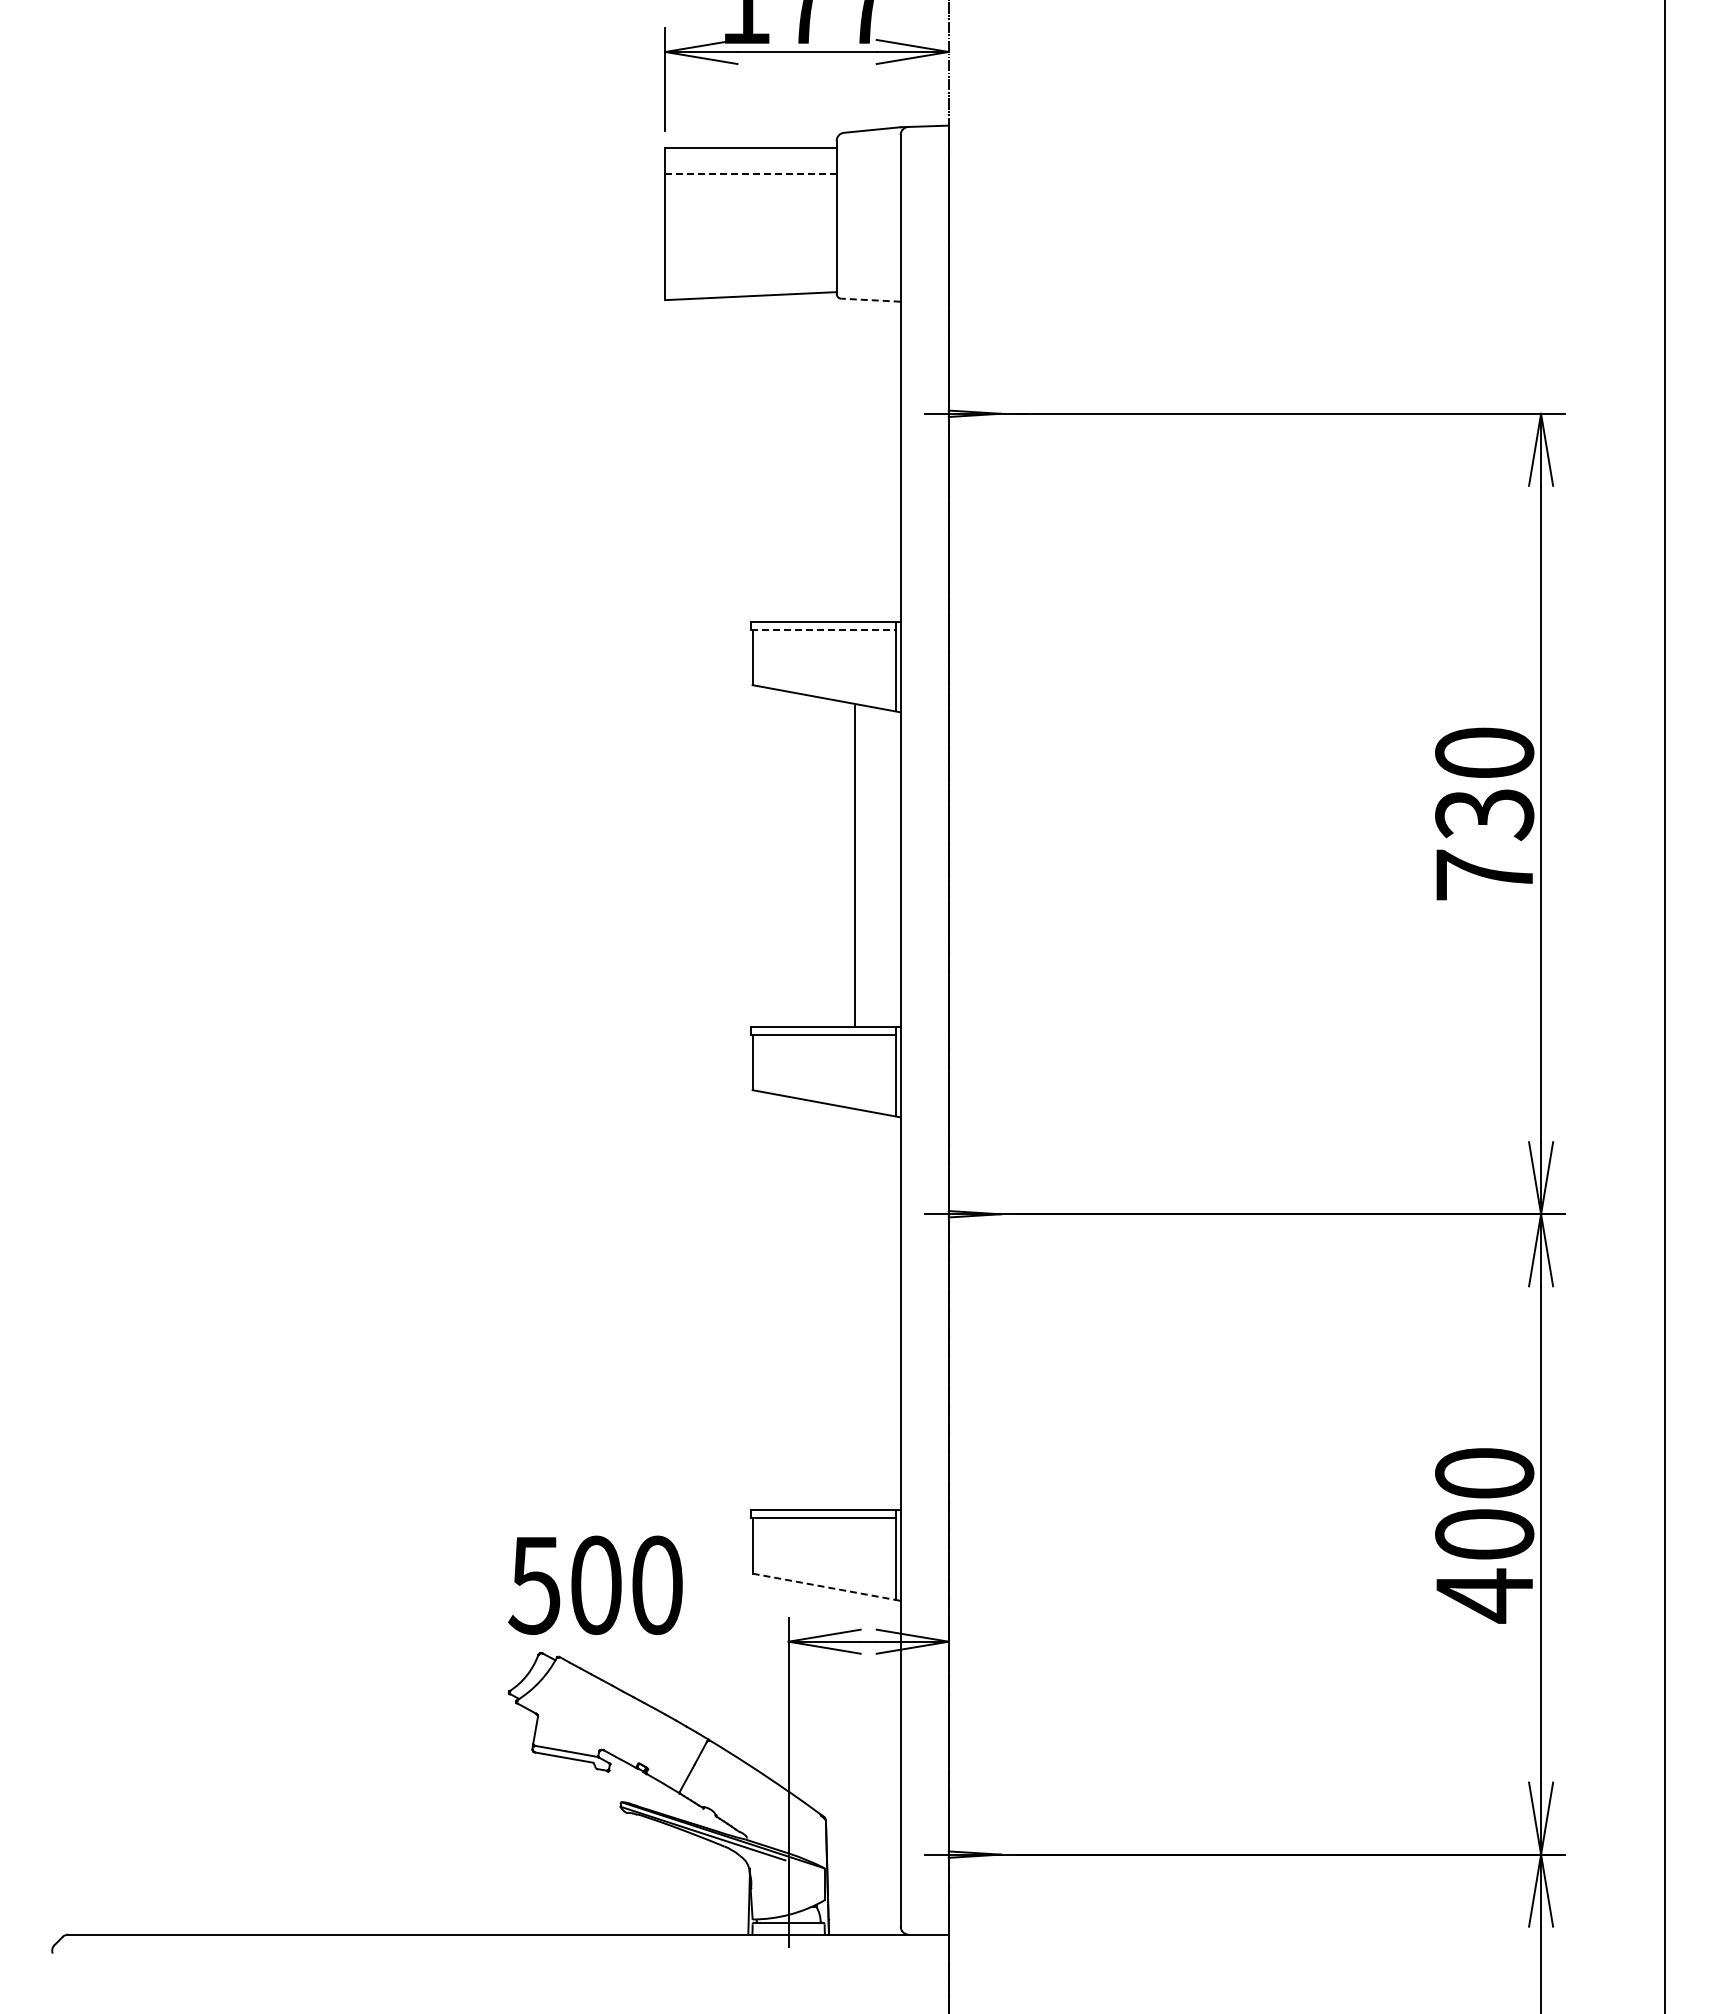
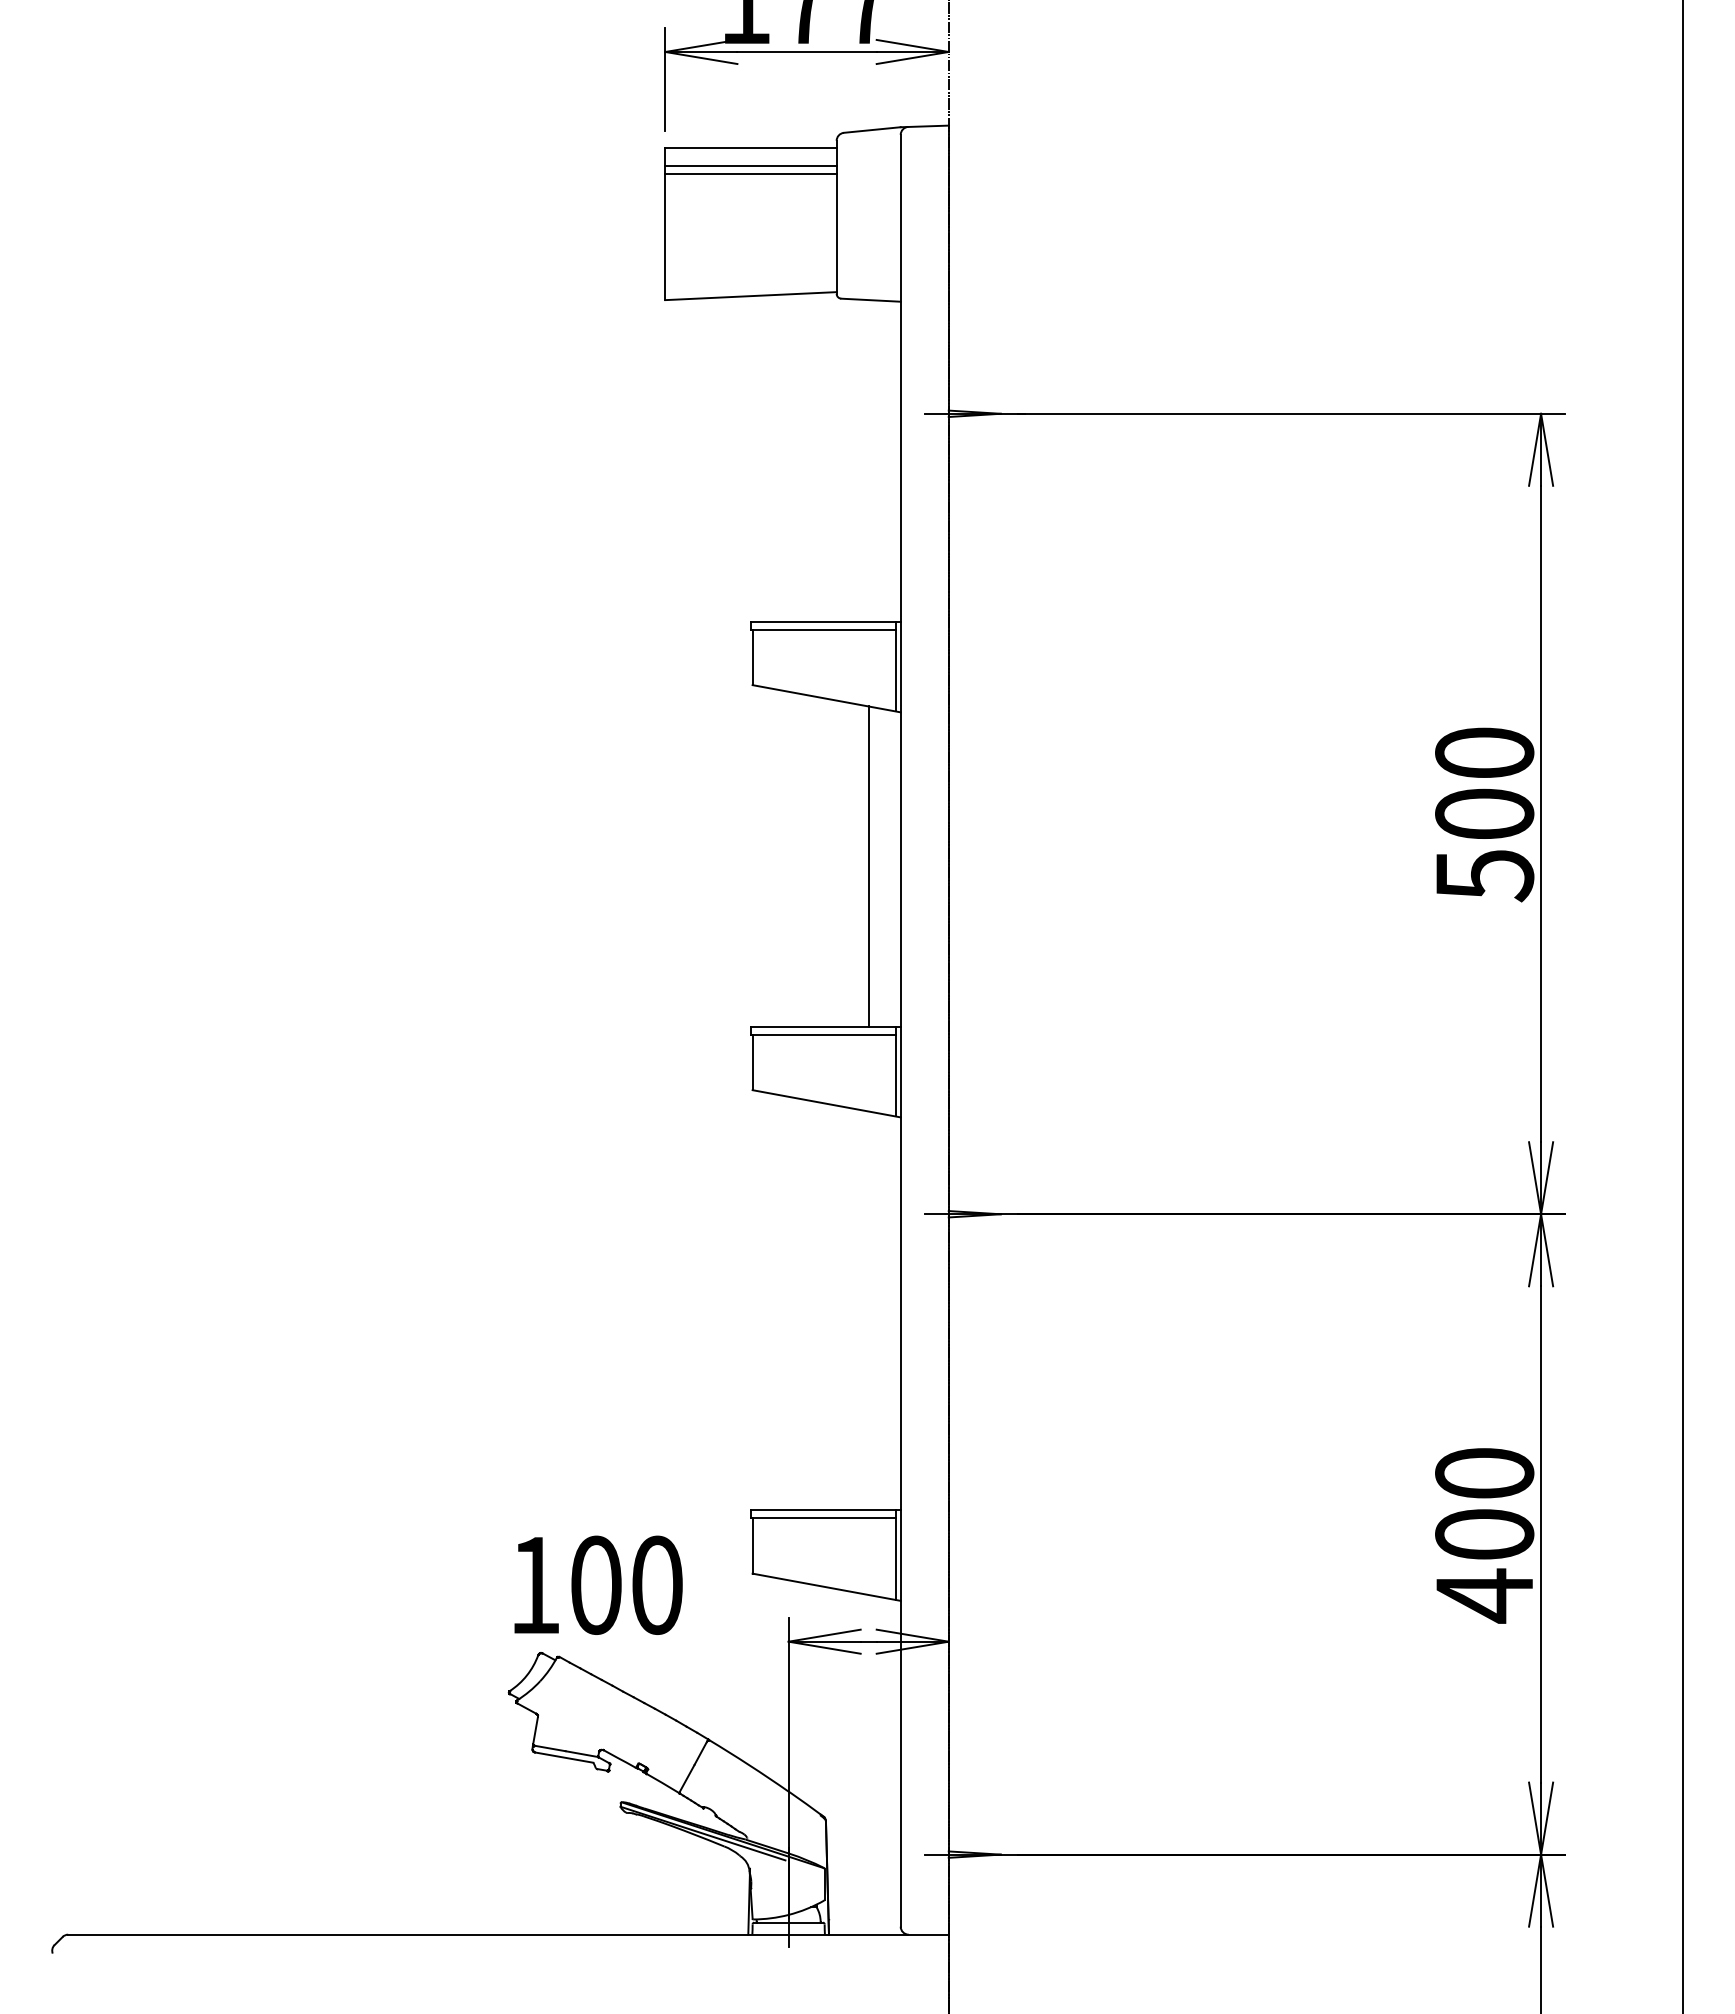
line: none -> present (750, 165)
line: dashed -> solid (751, 173)
line: dashed -> solid (871, 300)
line: dashed -> solid (823, 629)
text: 730 -> 500 (1484, 845)
line position: (854, 866) -> (868, 866) (868, 866)
line position: (1664, 1006) -> (1682, 1006) (1682, 1006)
text: 500 -> 100 (534, 1585)
line: dashed -> solid (827, 1587)
